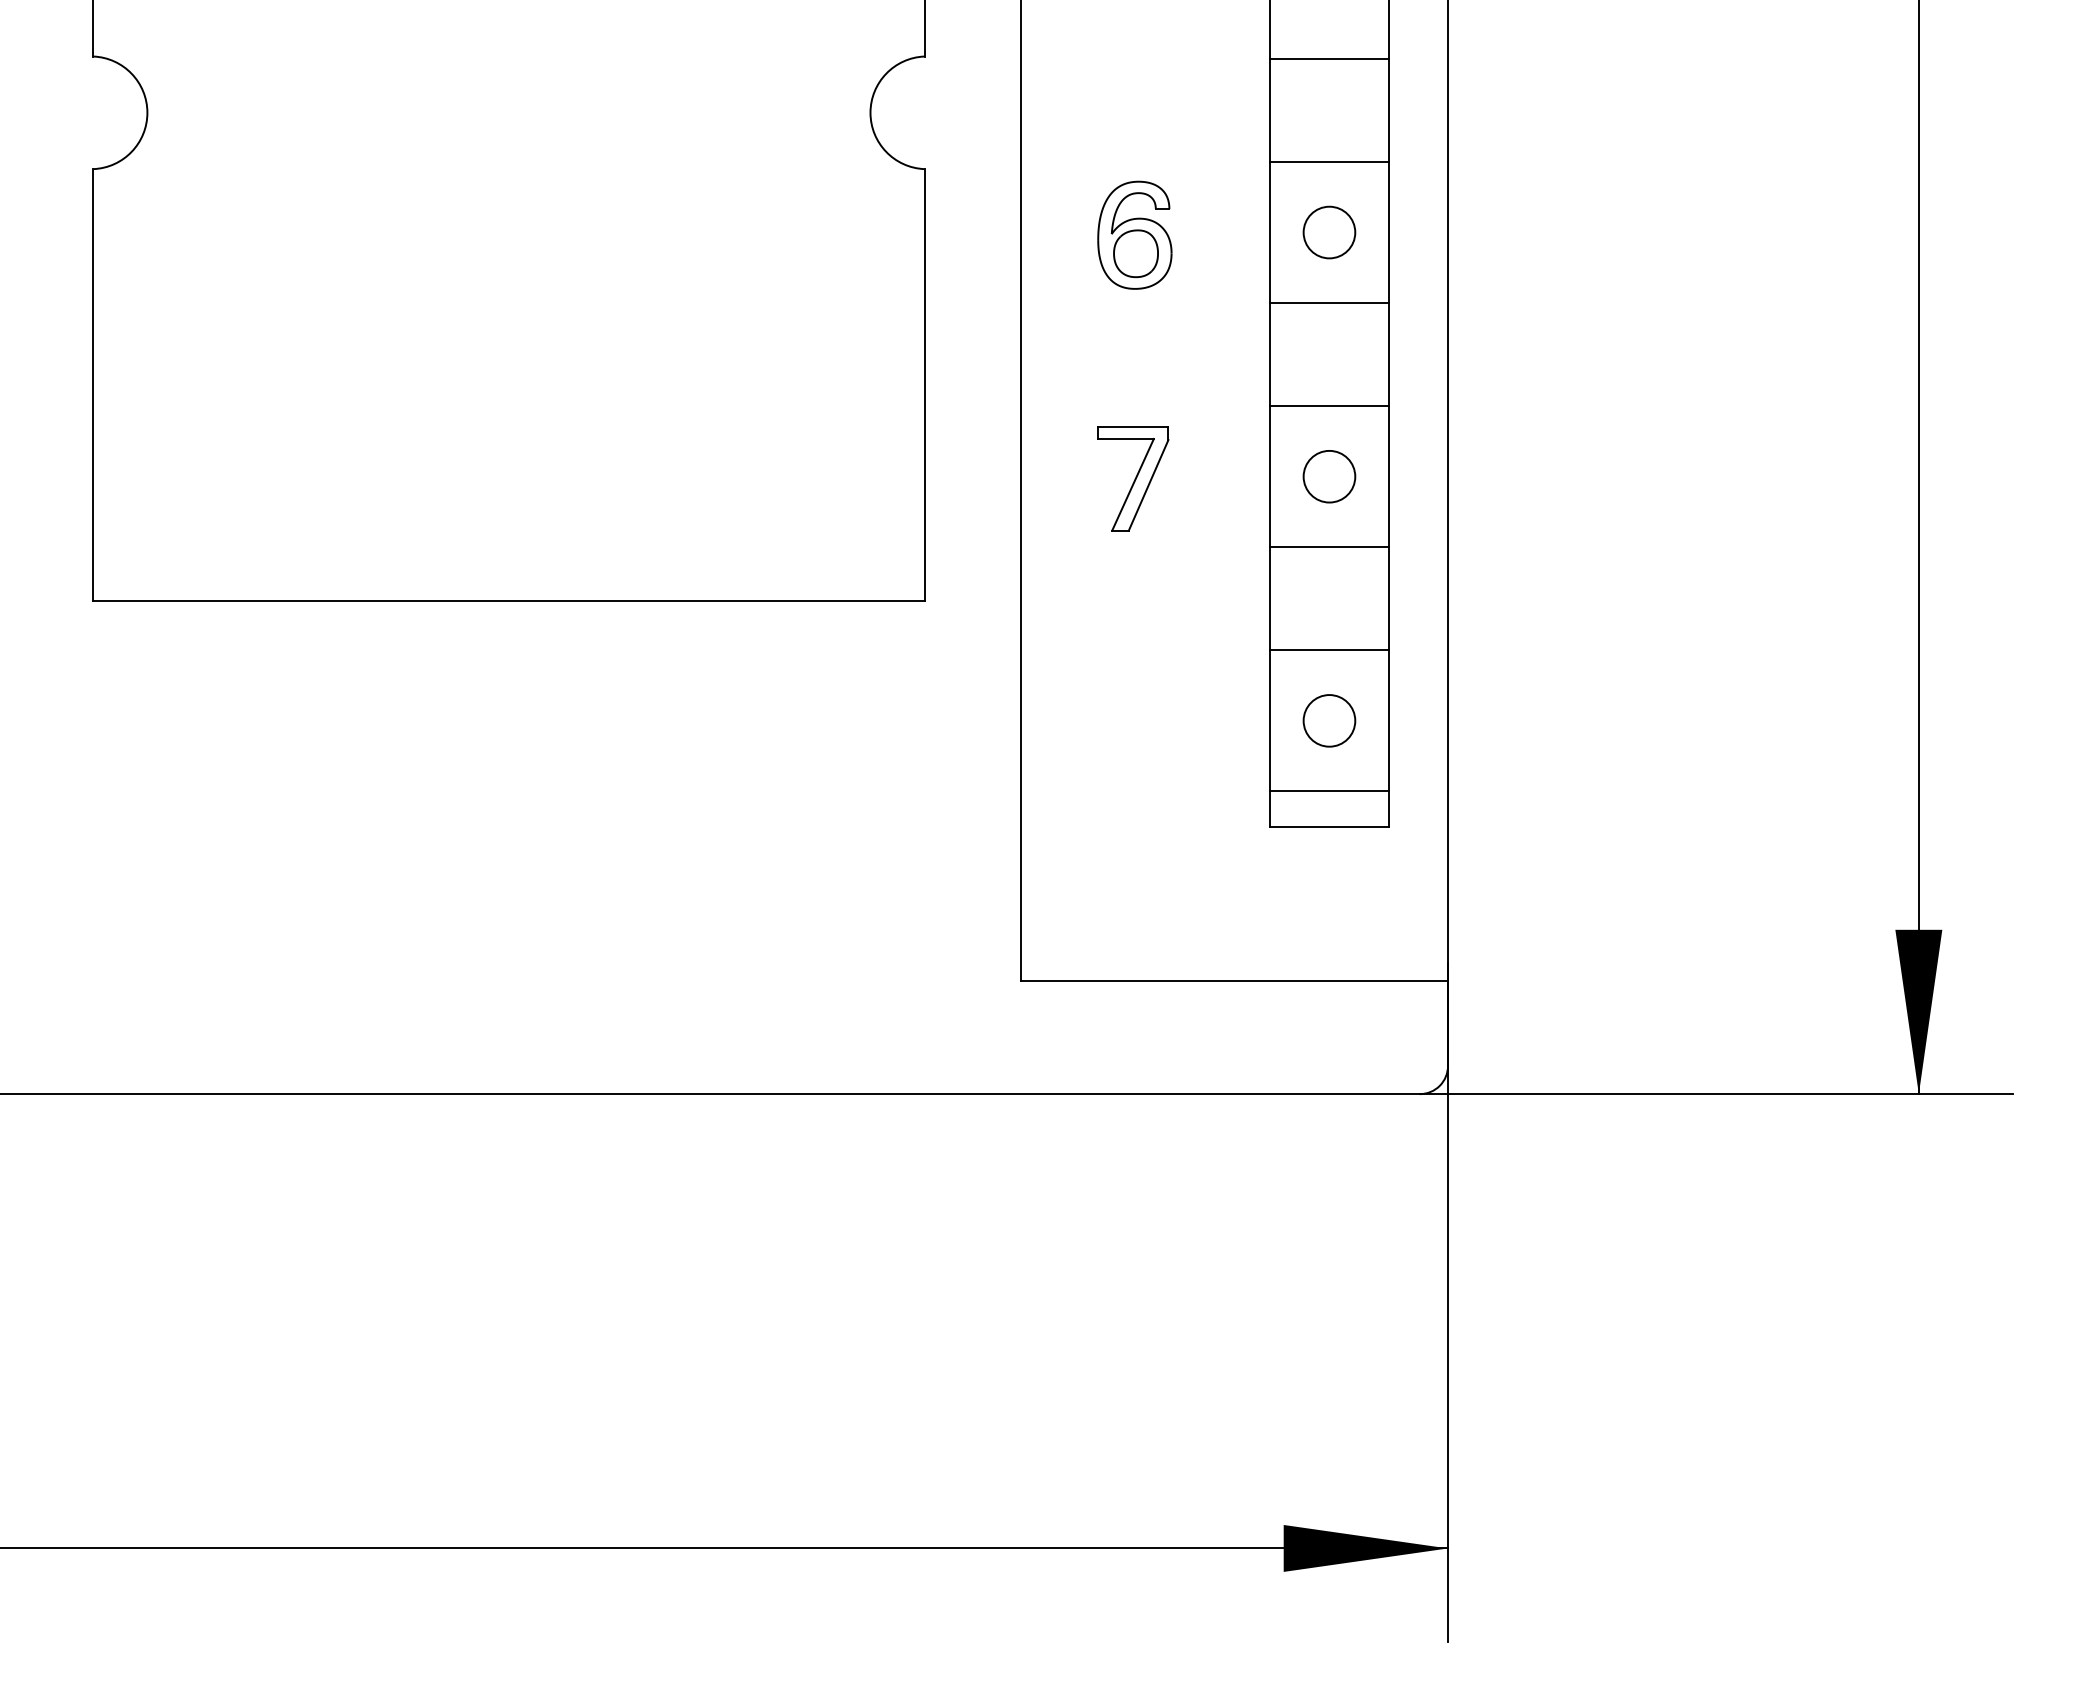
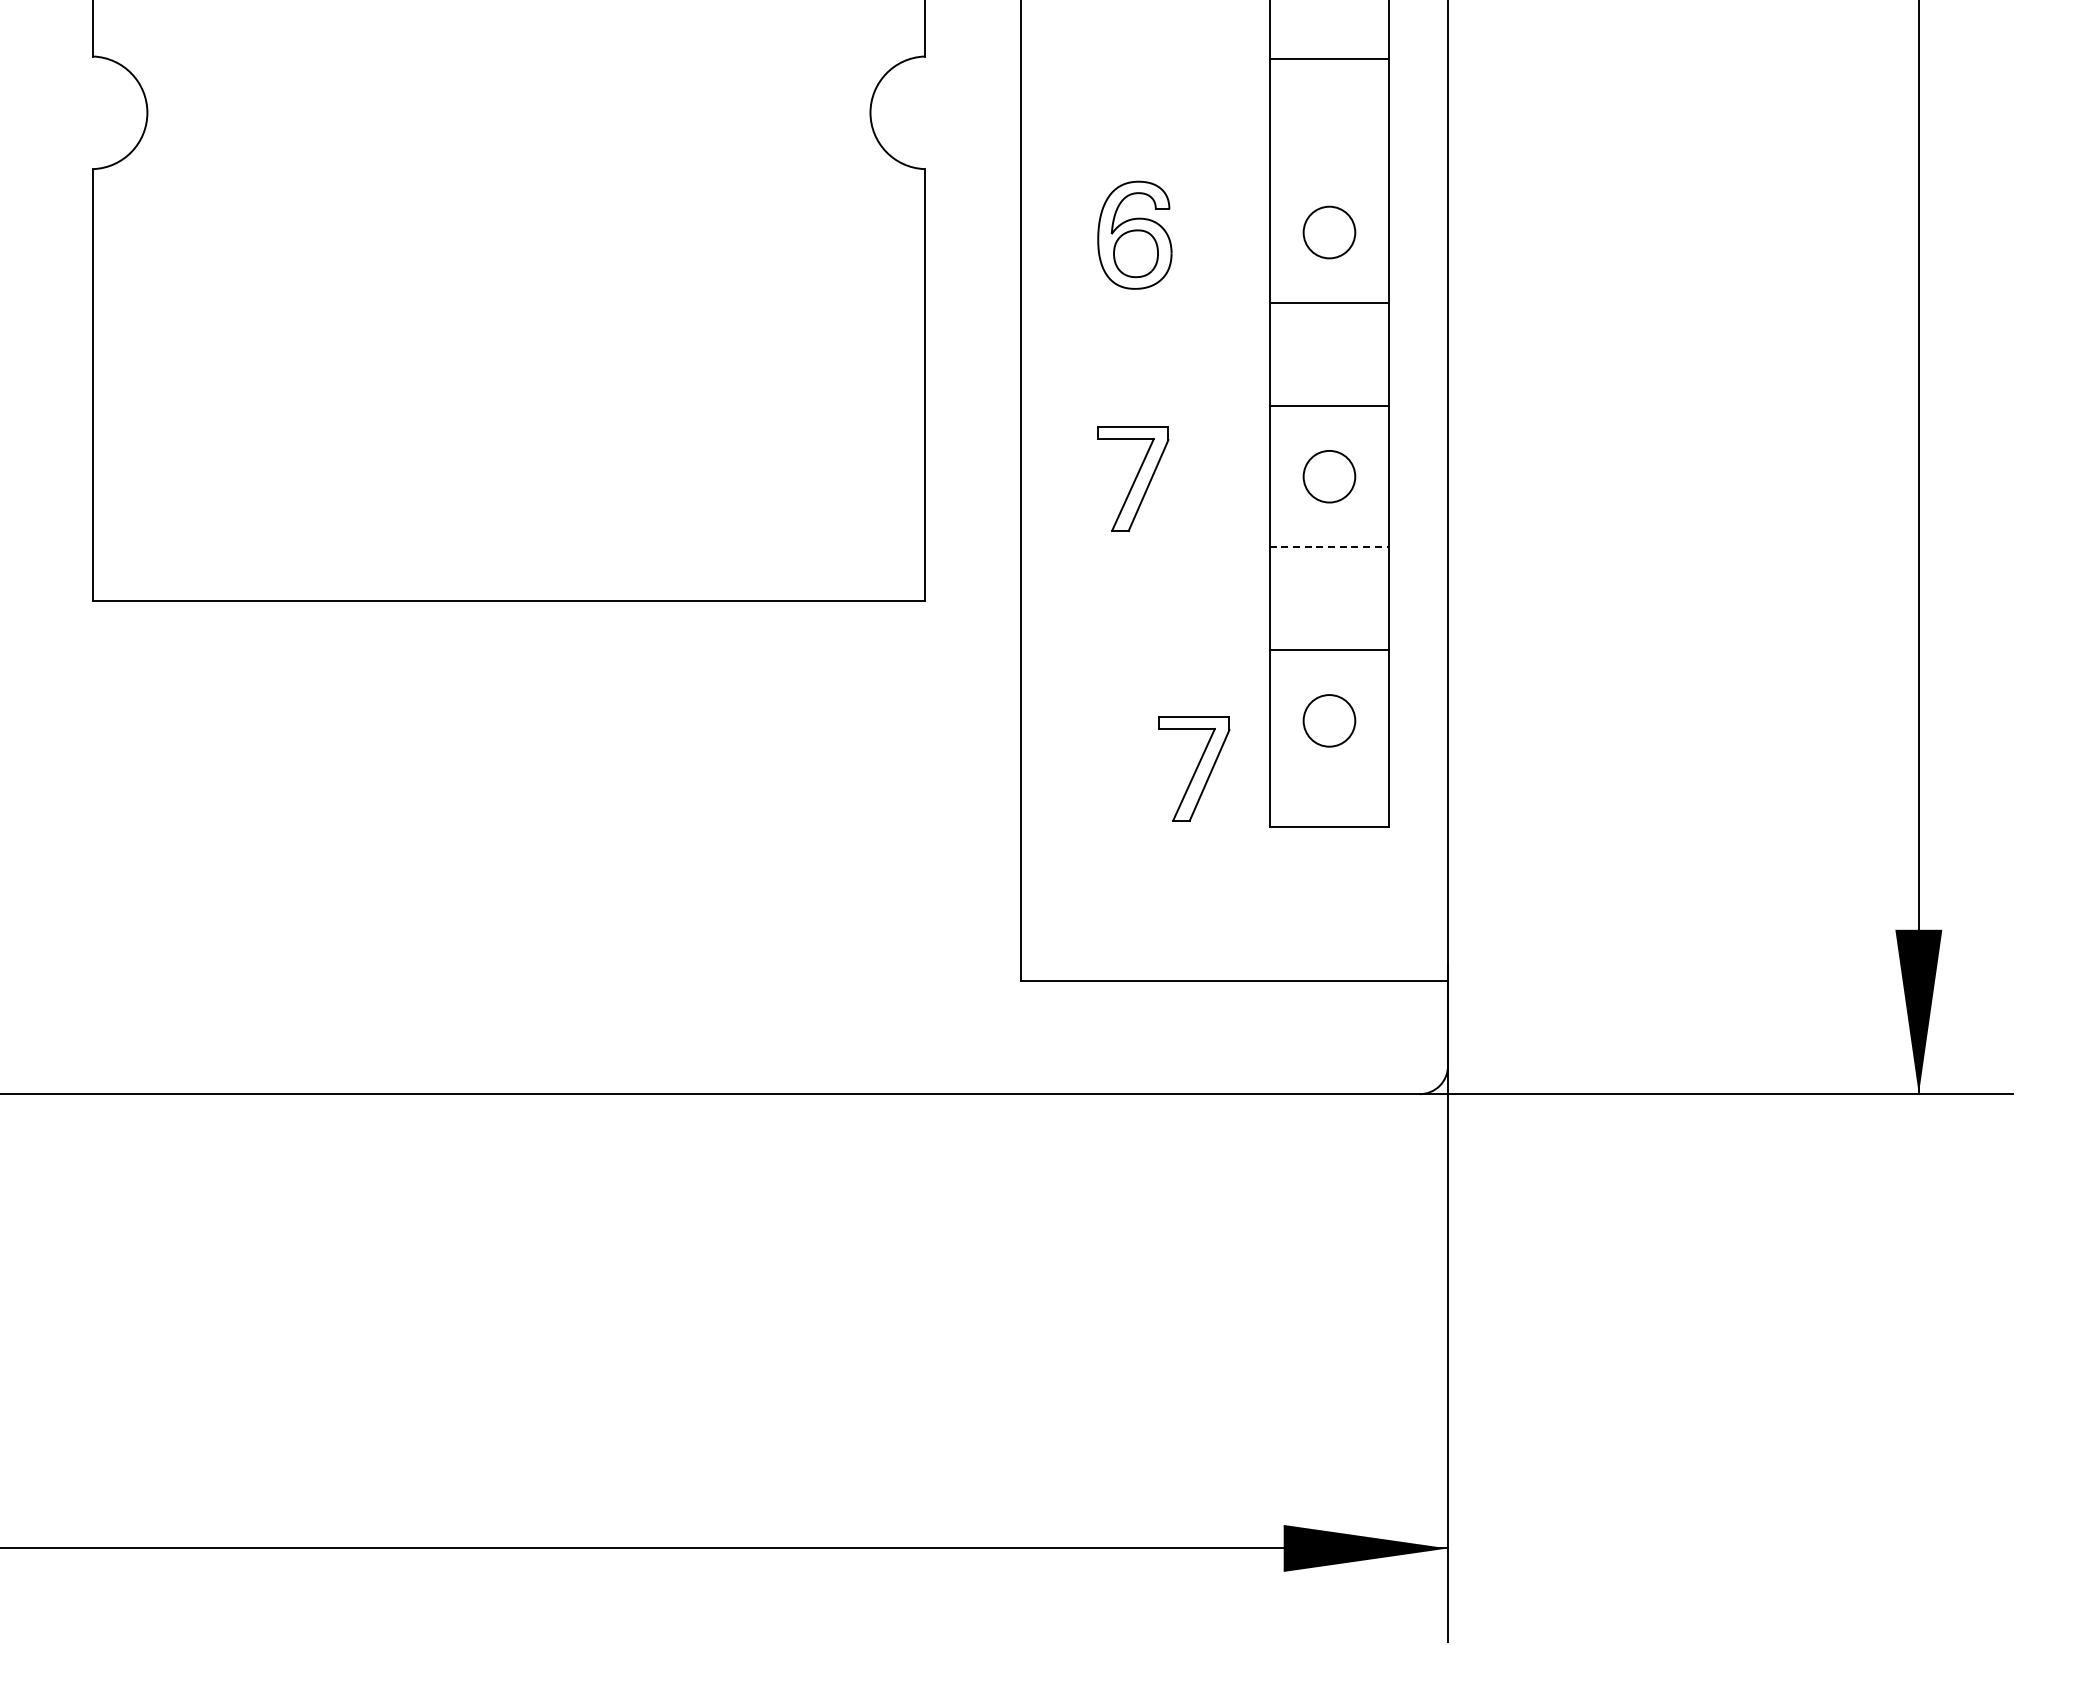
line: present -> none (1329, 162)
line: solid -> dashed (1329, 547)
part: none -> present (1194, 768)
line: present -> none (1329, 791)
